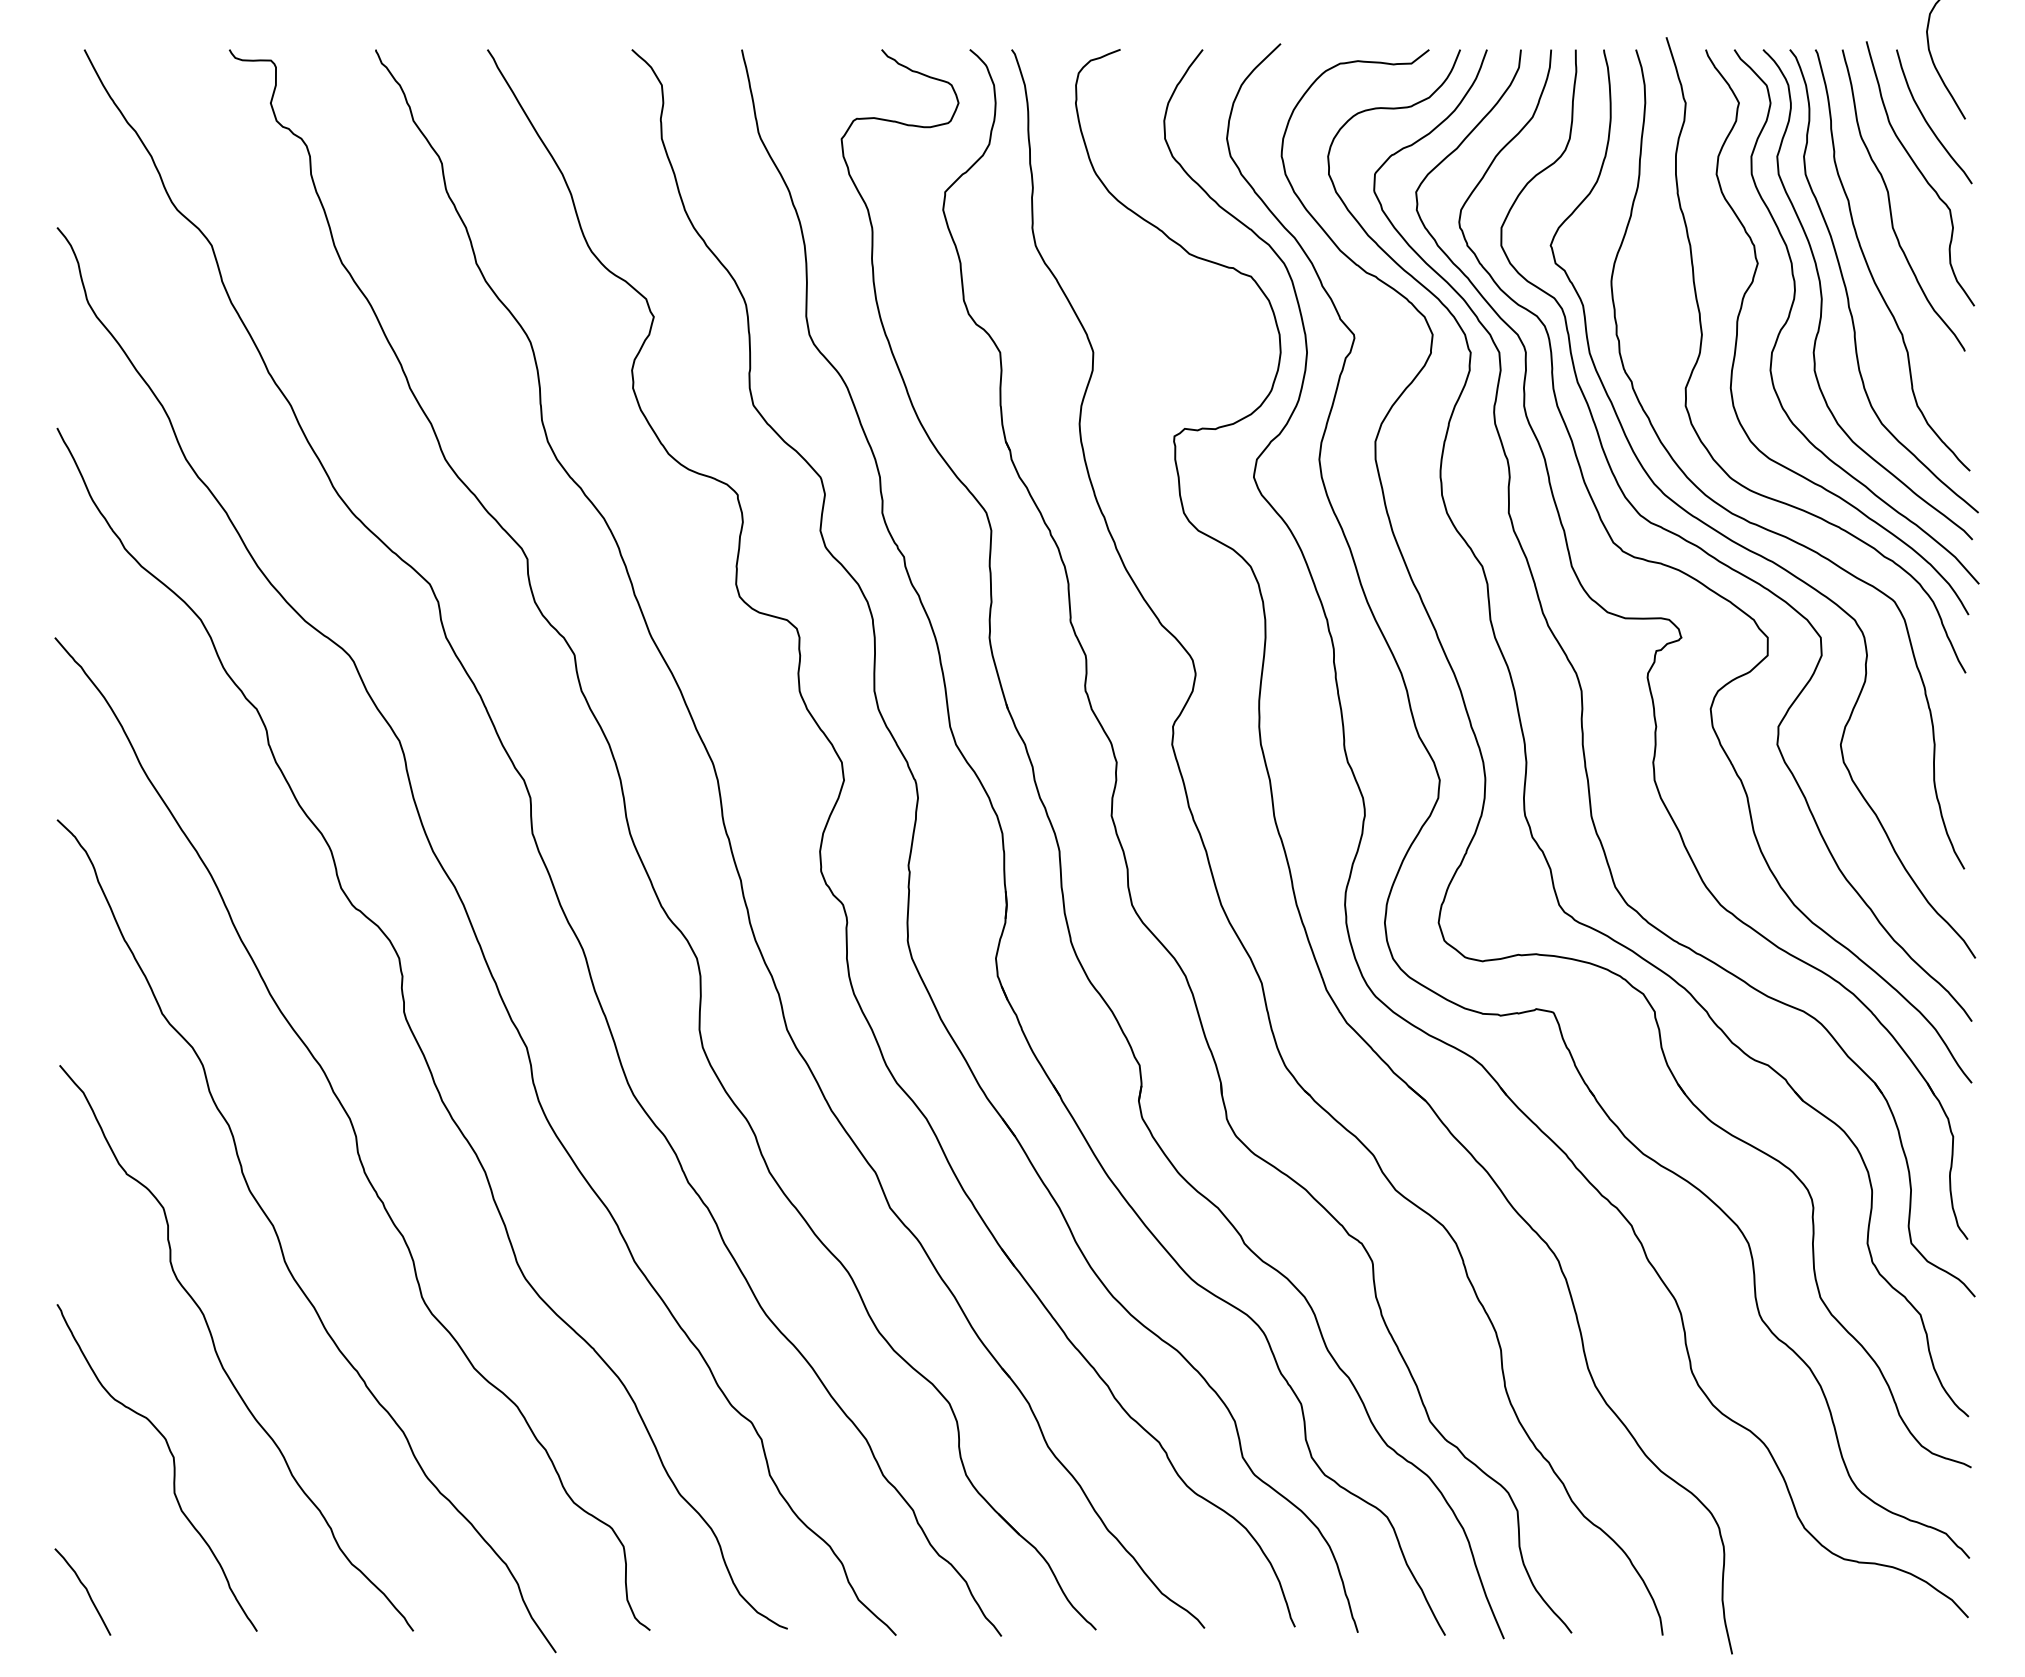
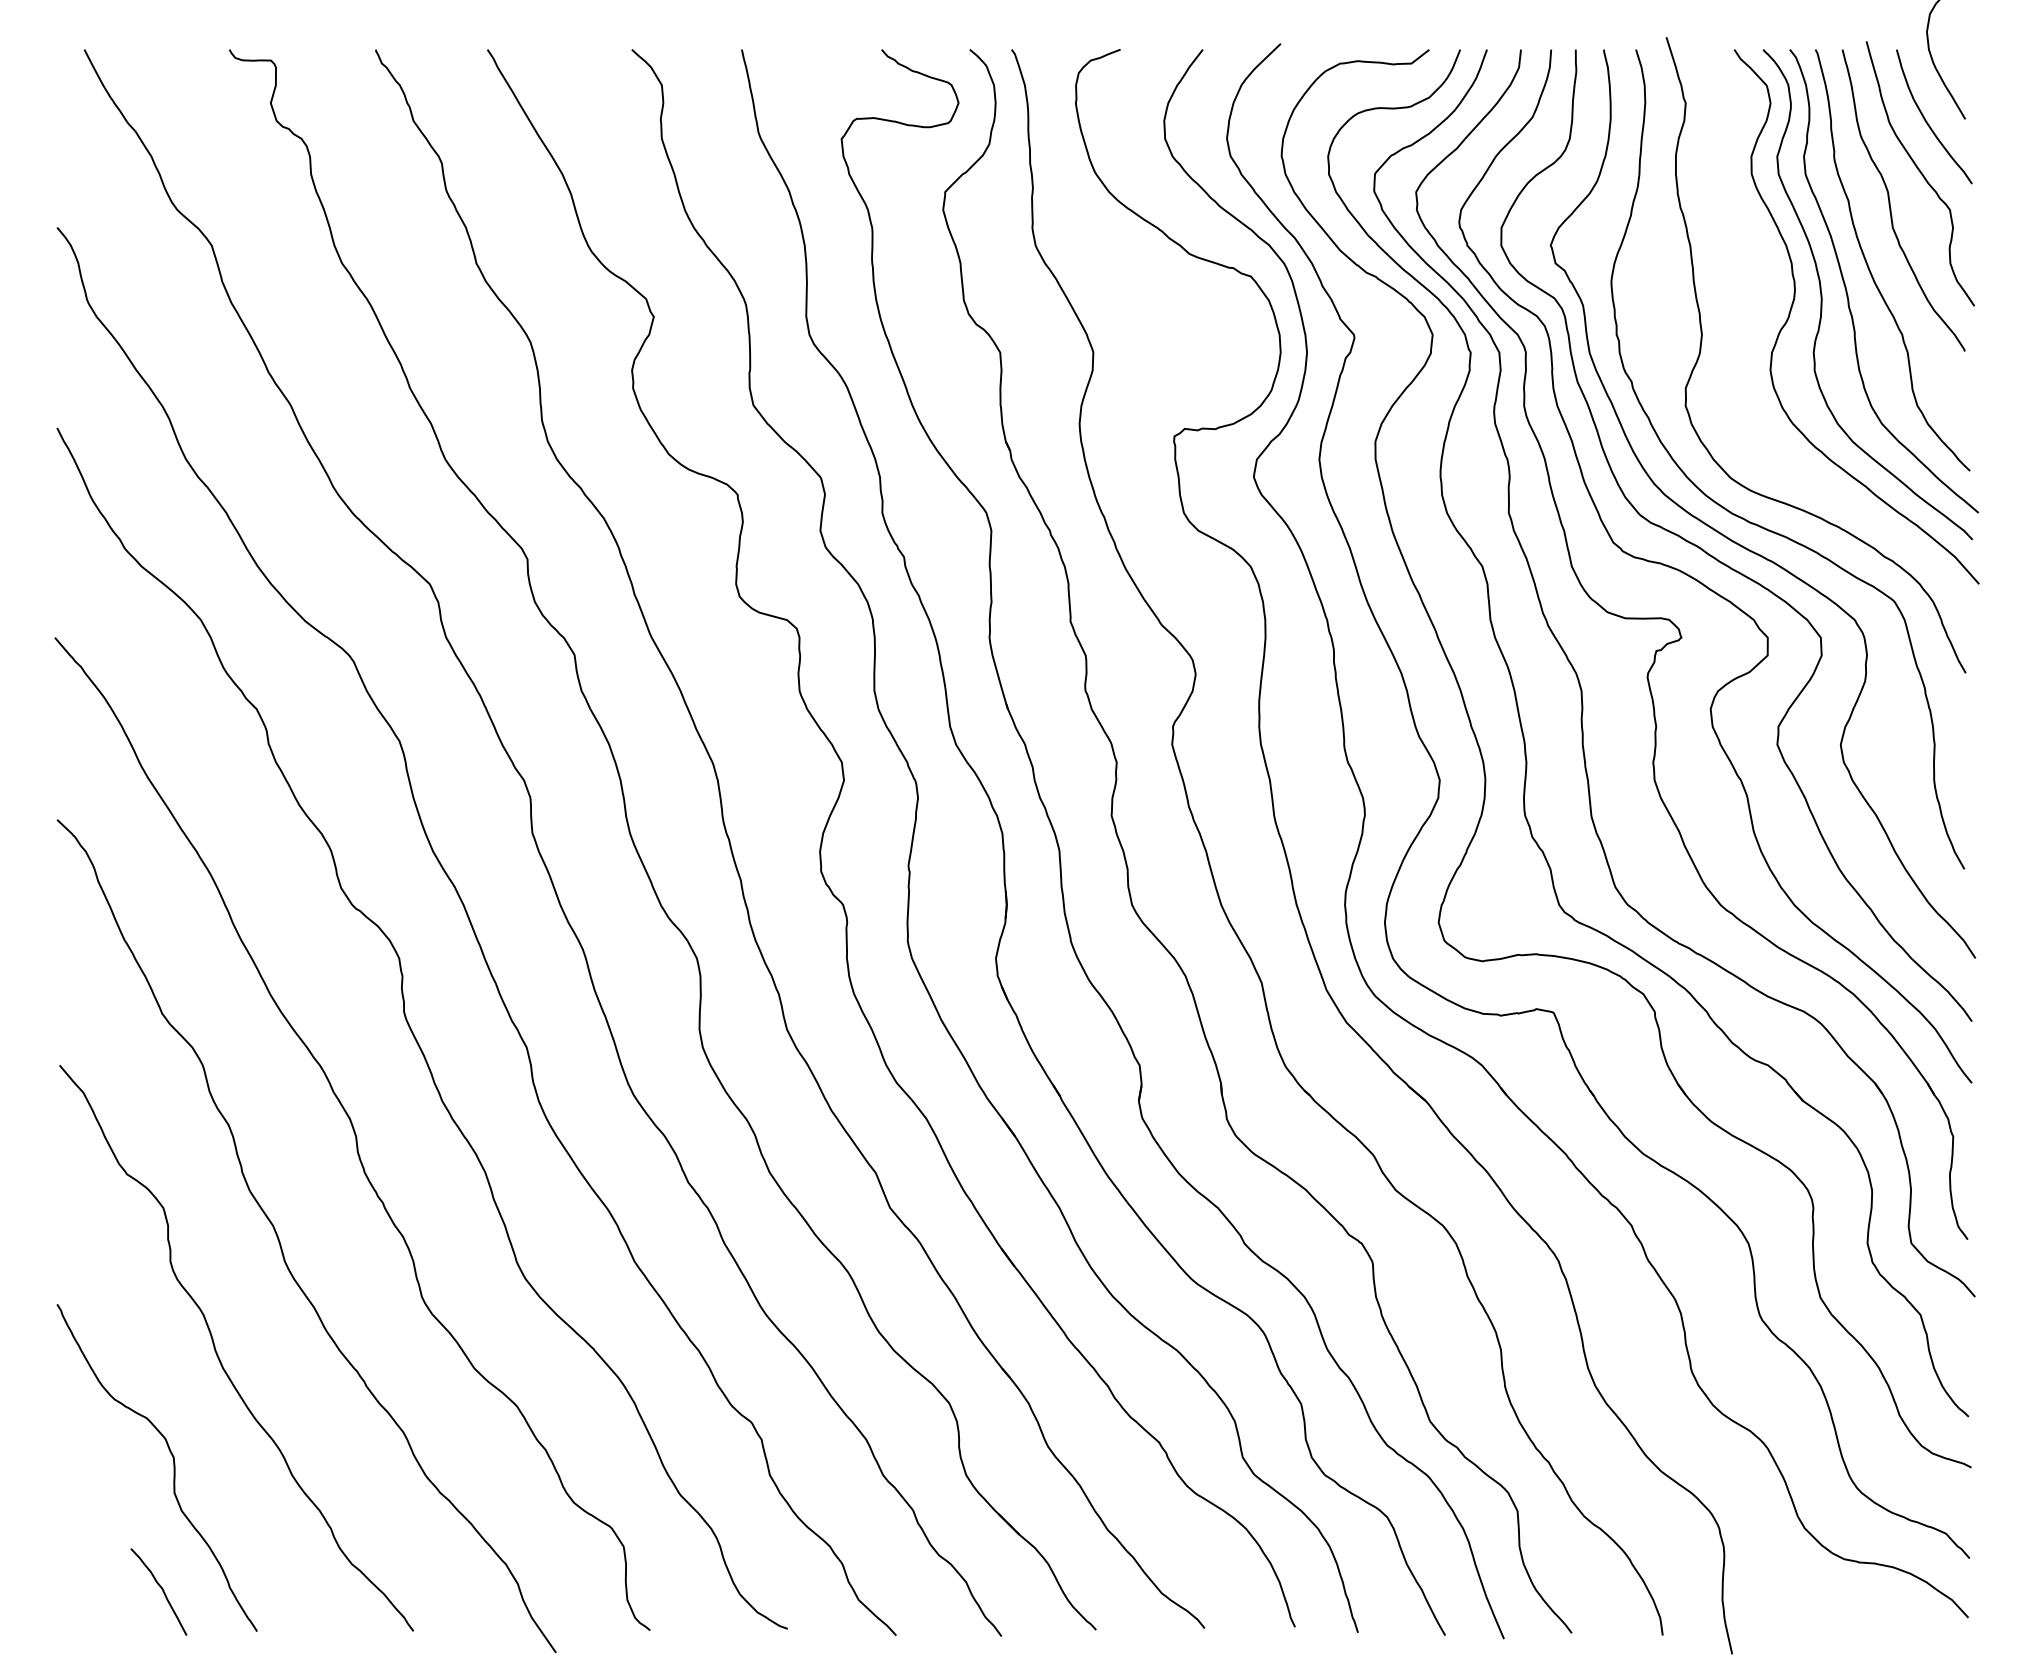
curve: present -> none (1752, 284)
curve position: (84, 1588) -> (160, 1588) (160, 1588)
